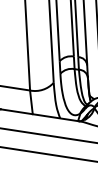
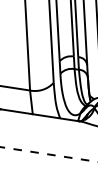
line: present -> none (48, 135)
line: solid -> dashed (48, 154)
